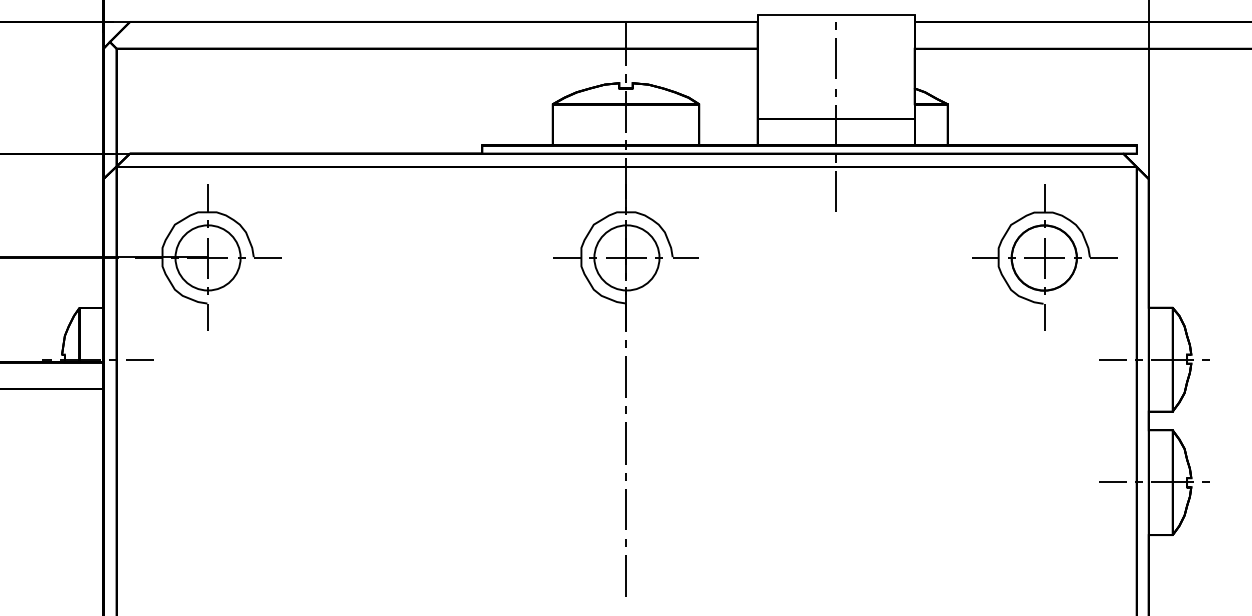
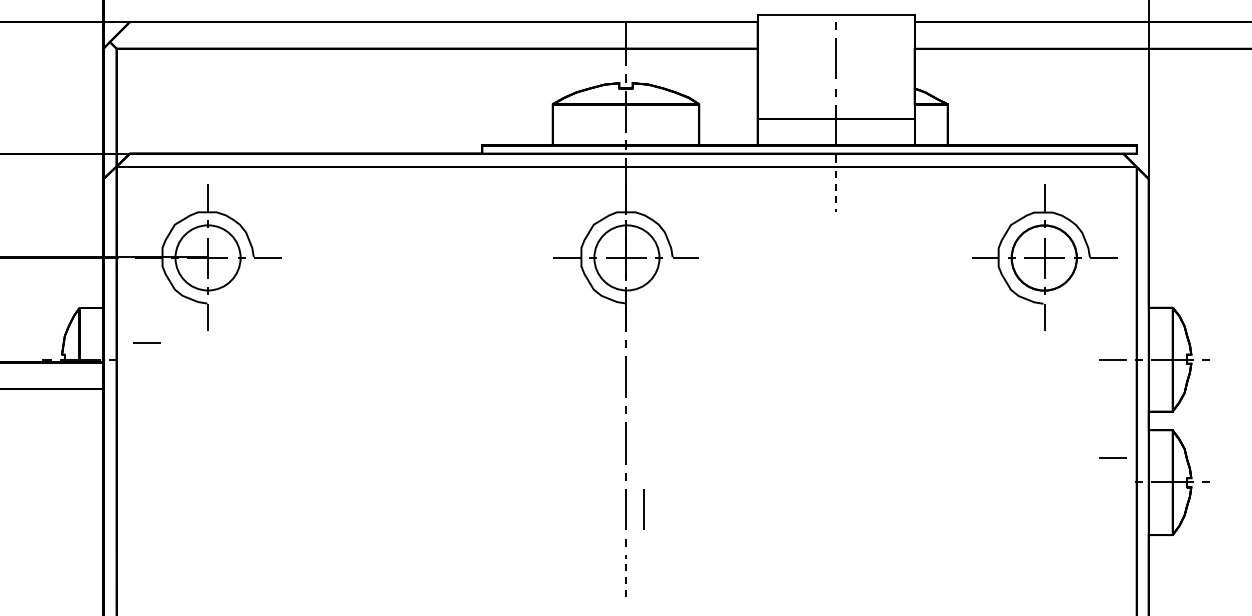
line: solid -> dashed (836, 191)
line position: (139, 359) -> (146, 342) (146, 342)
line position: (1112, 481) -> (1112, 457) (1112, 457)
line: none -> present (643, 509)
line: solid -> dashed (625, 576)
